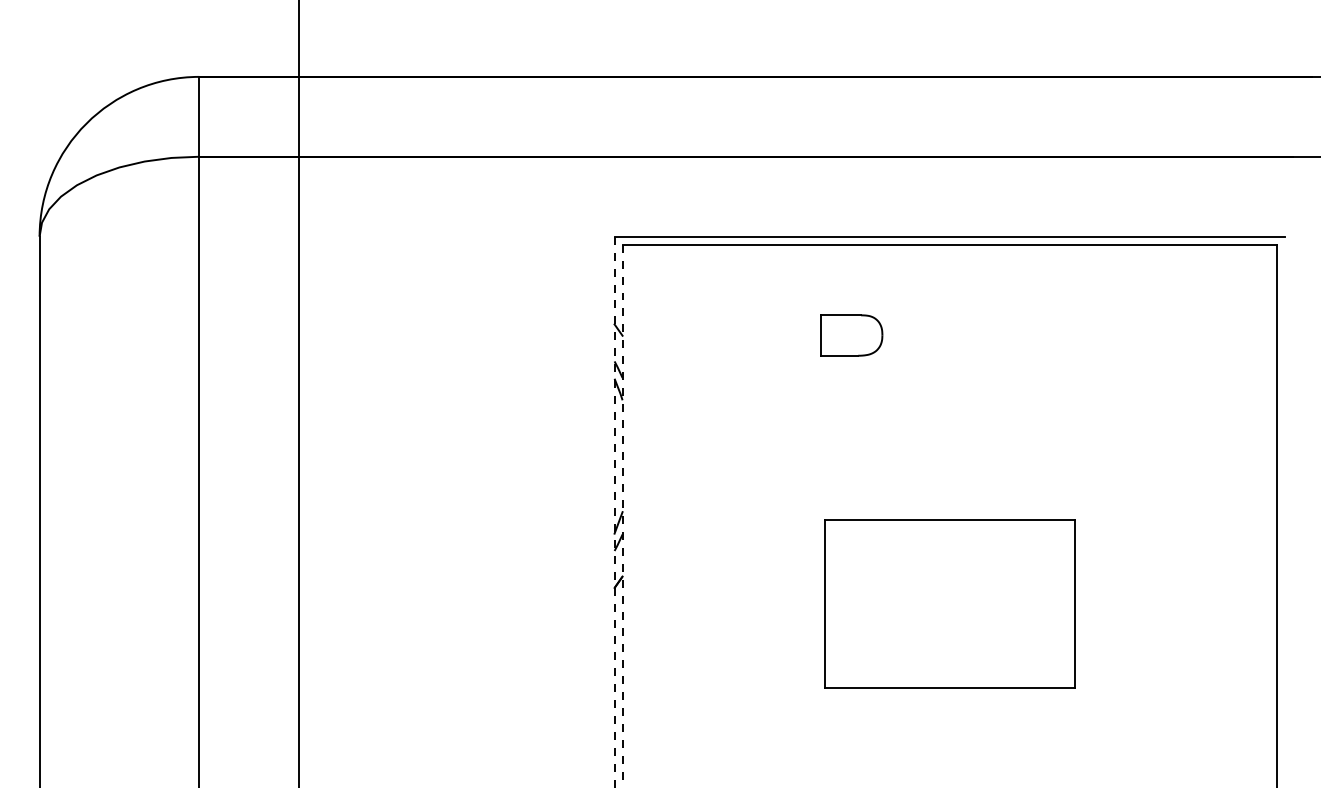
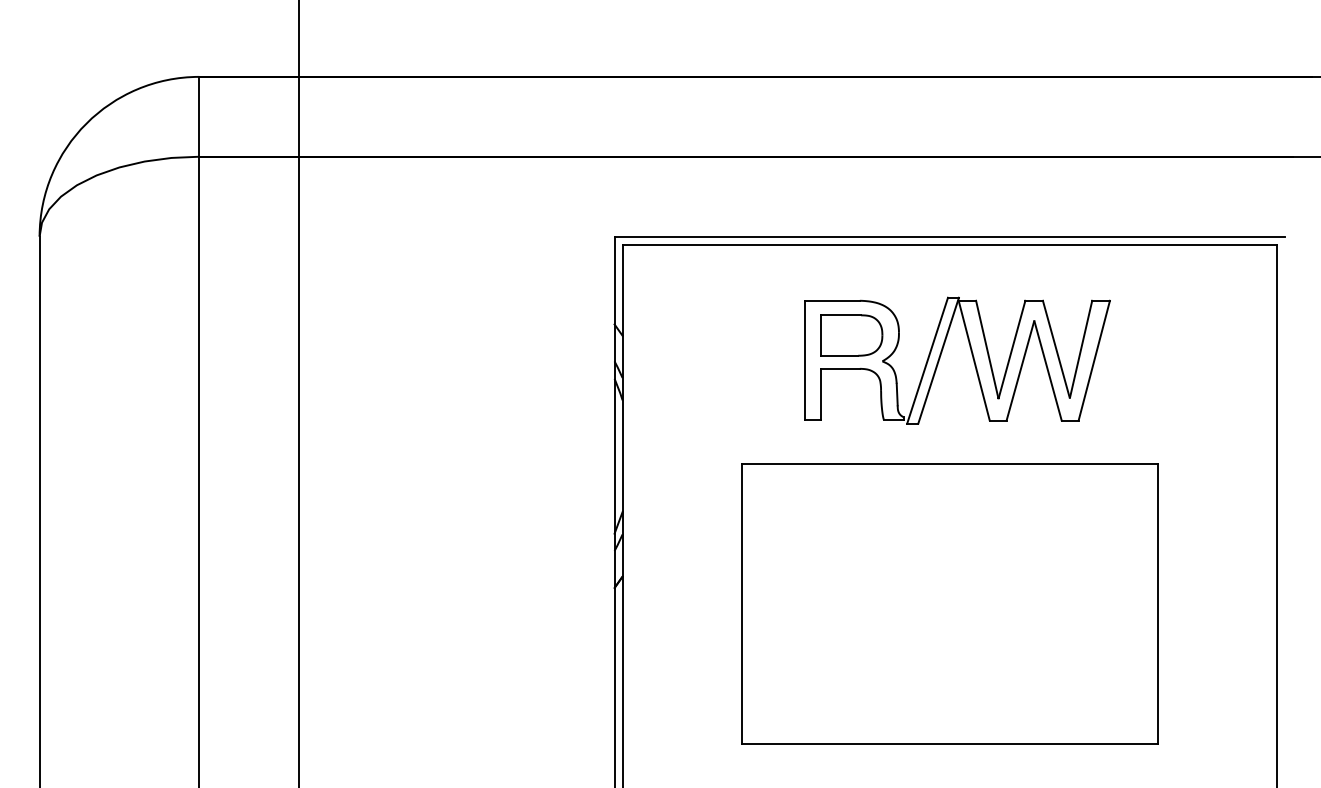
part: none -> present (972, 358)
line: dashed -> solid (614, 512)
line: dashed -> solid (622, 516)
part size: 252x170 px -> 418x282 px (949, 603)
